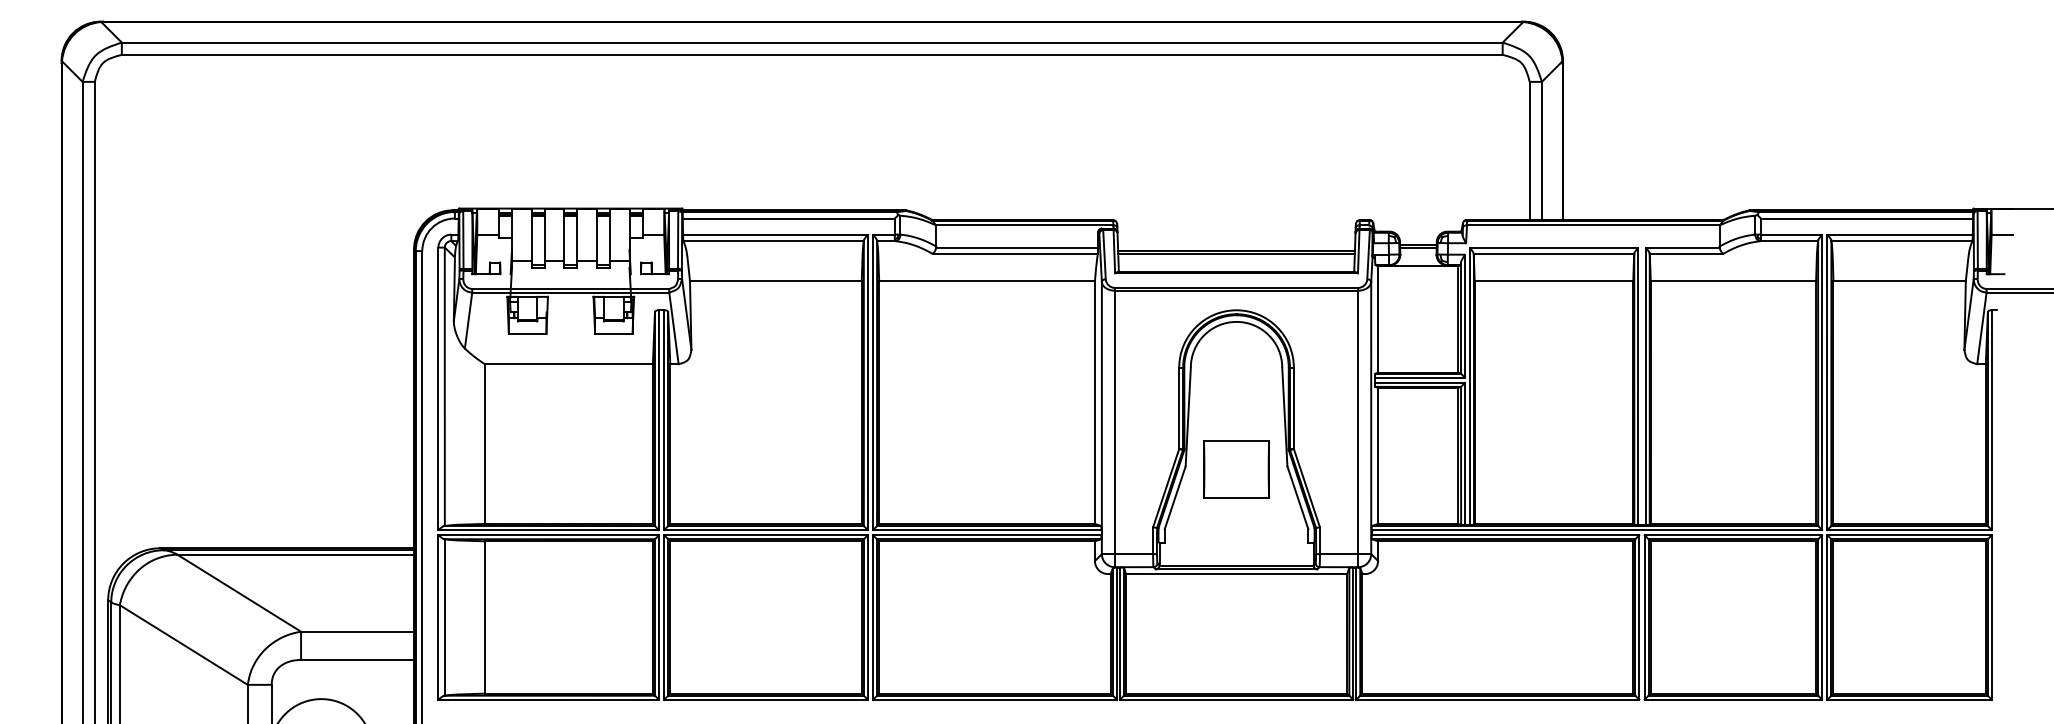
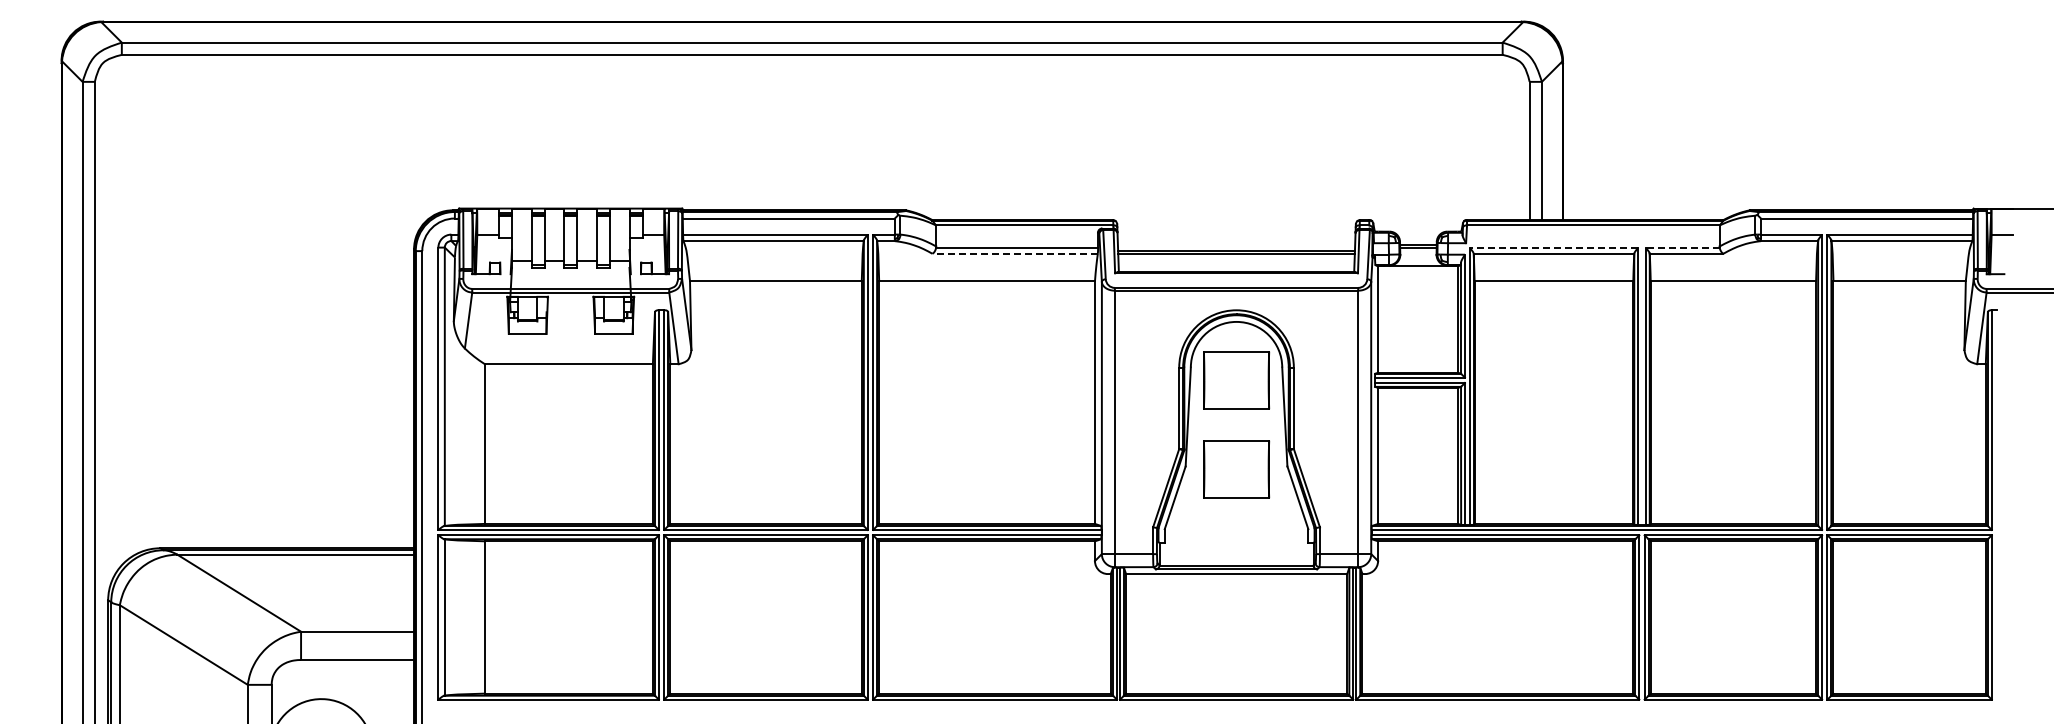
line: solid -> dashed (1553, 247)
line: solid -> dashed (1682, 247)
line: solid -> dashed (1015, 253)
part: none -> present (1236, 380)
